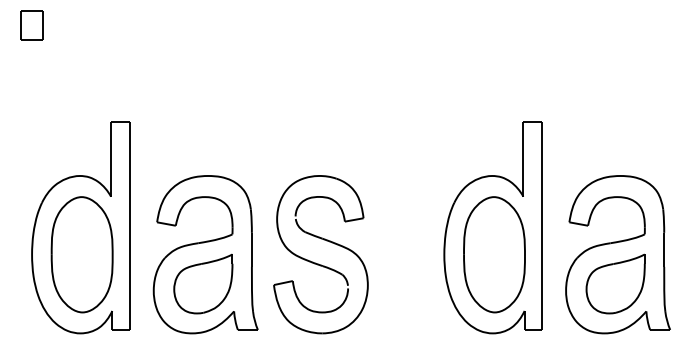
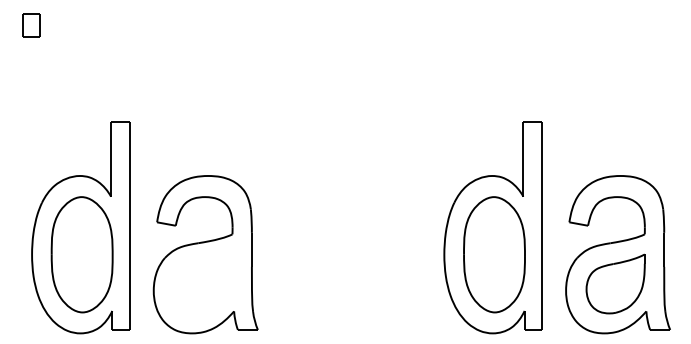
part size: 24x31 px -> 19x25 px (31, 25)
part: present -> none (318, 263)
part: present -> none (203, 283)
